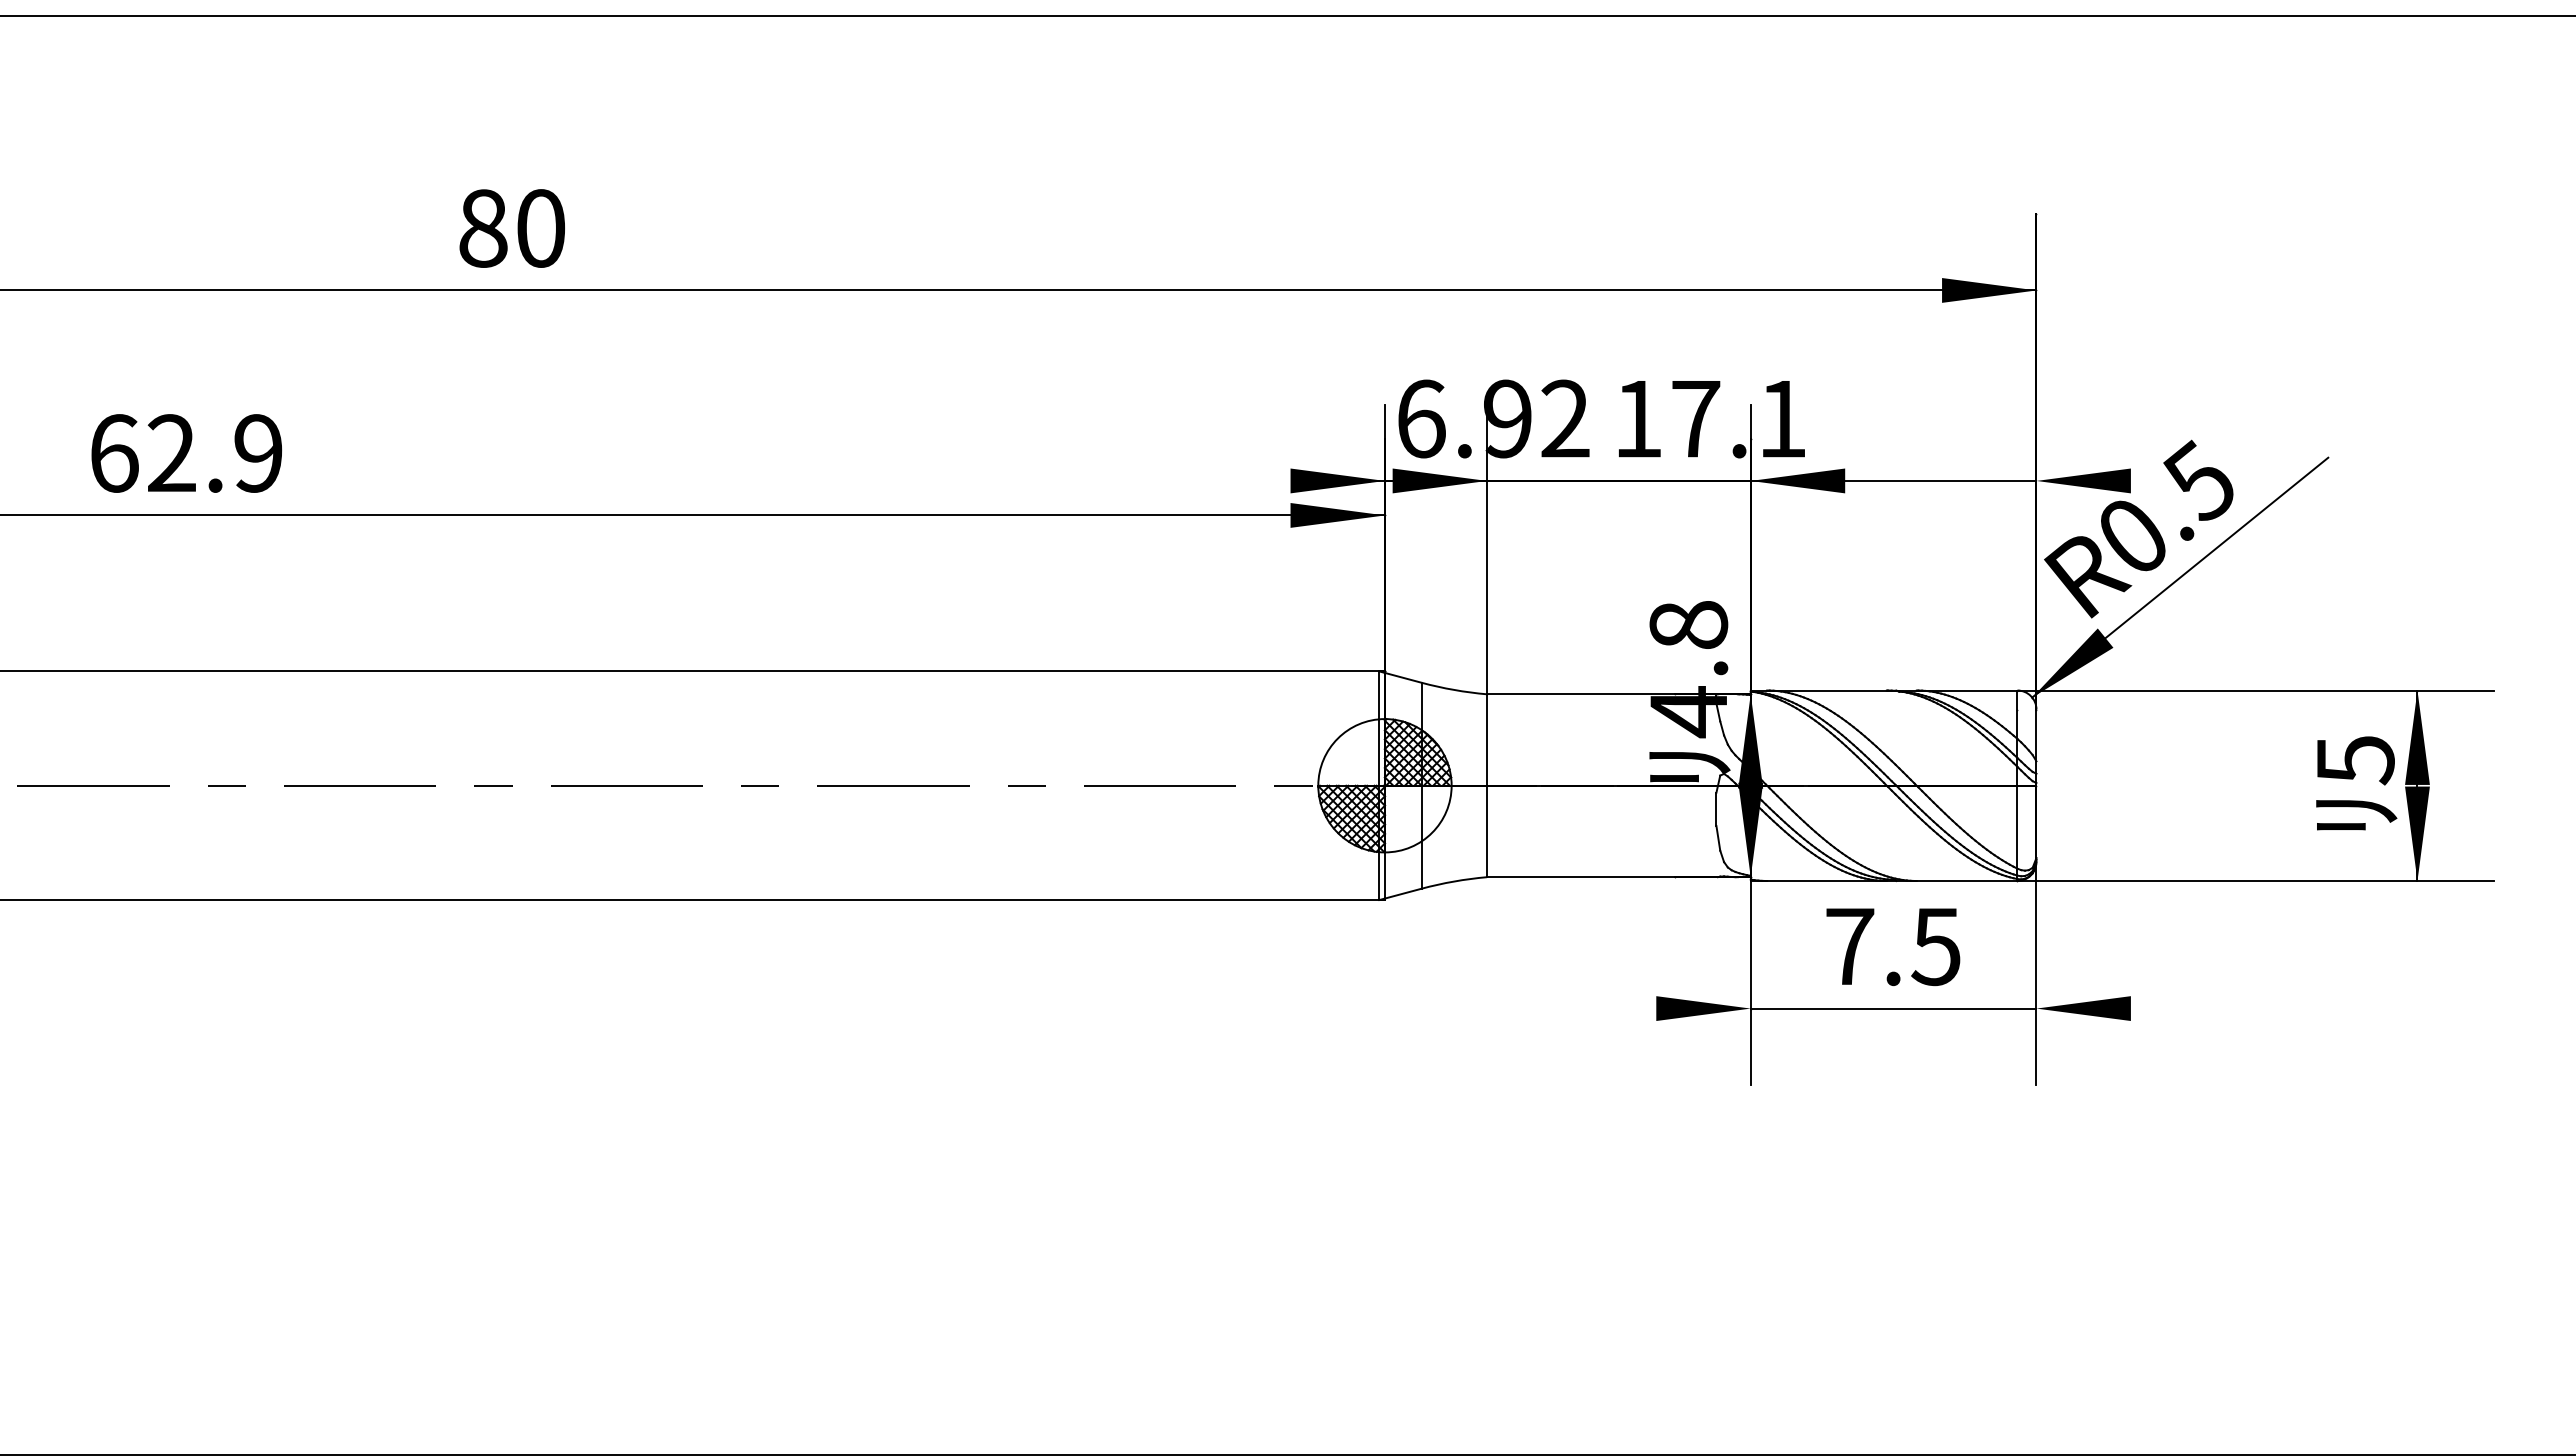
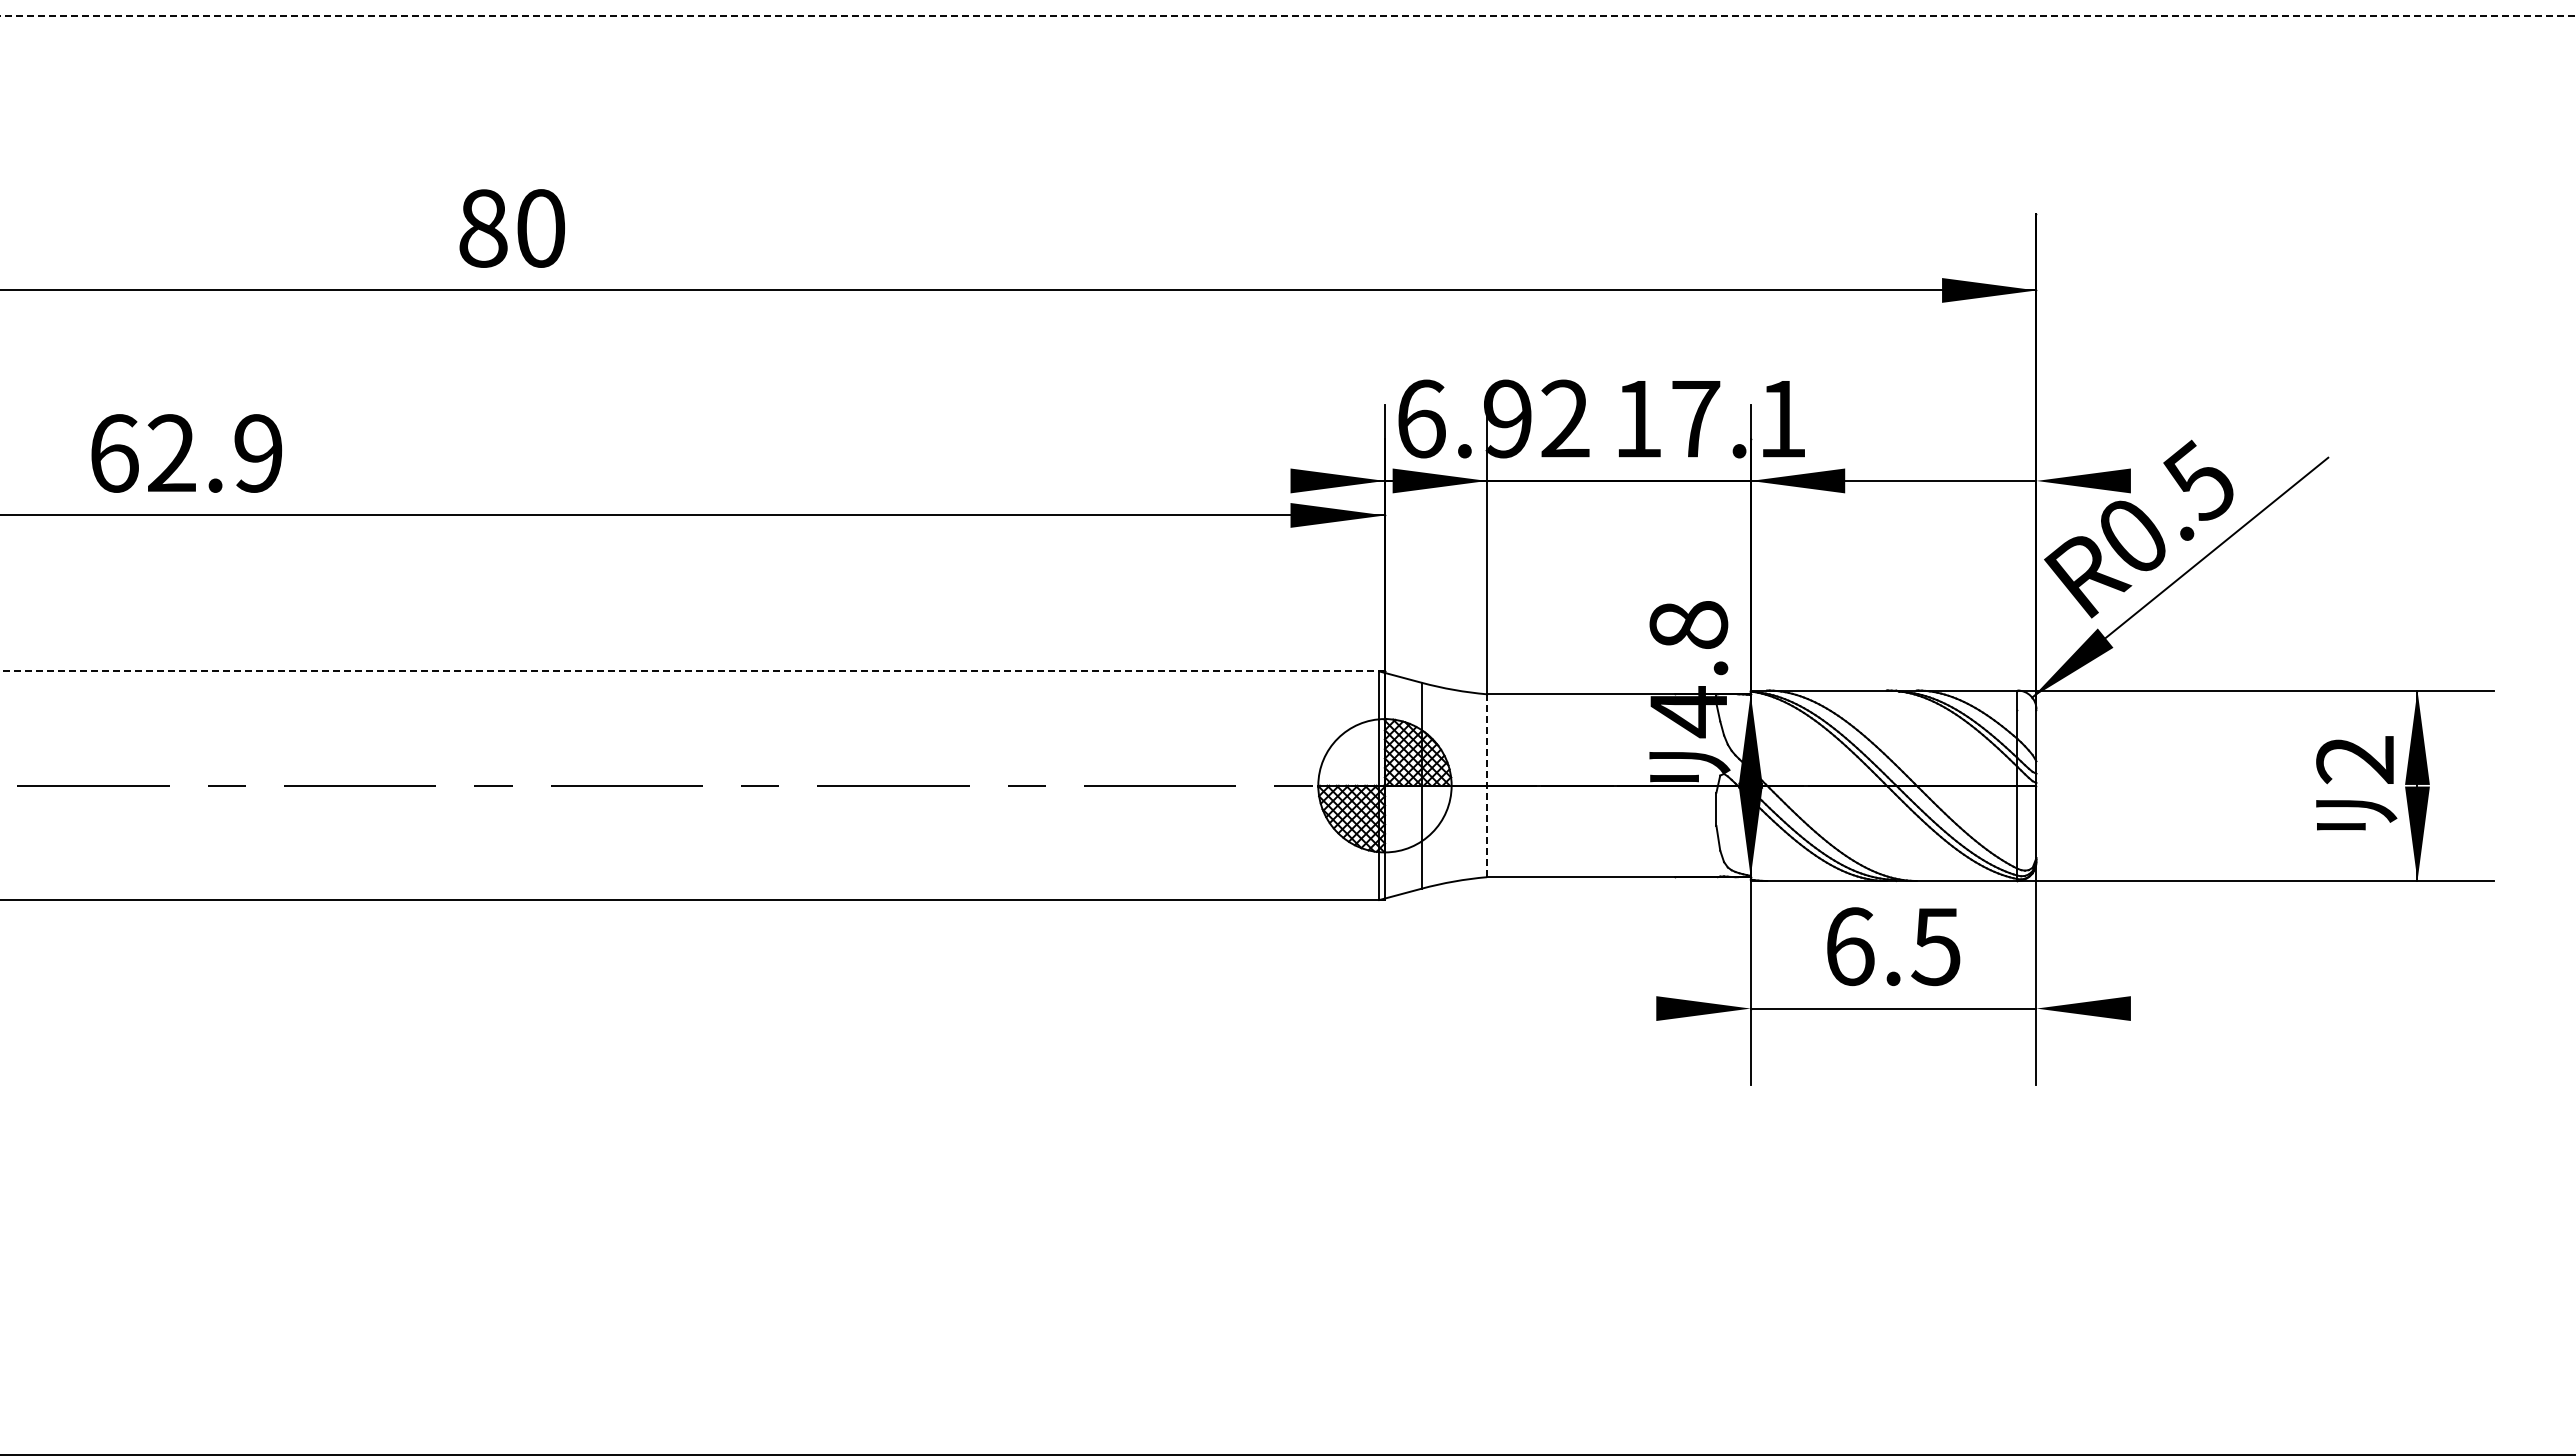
line: solid -> dashed (1287, 16)
line: solid -> dashed (692, 671)
text: 5 -> 2 (2355, 760)
line: solid -> dashed (1487, 785)
text: 7.5 -> 6.5 (1850, 946)
